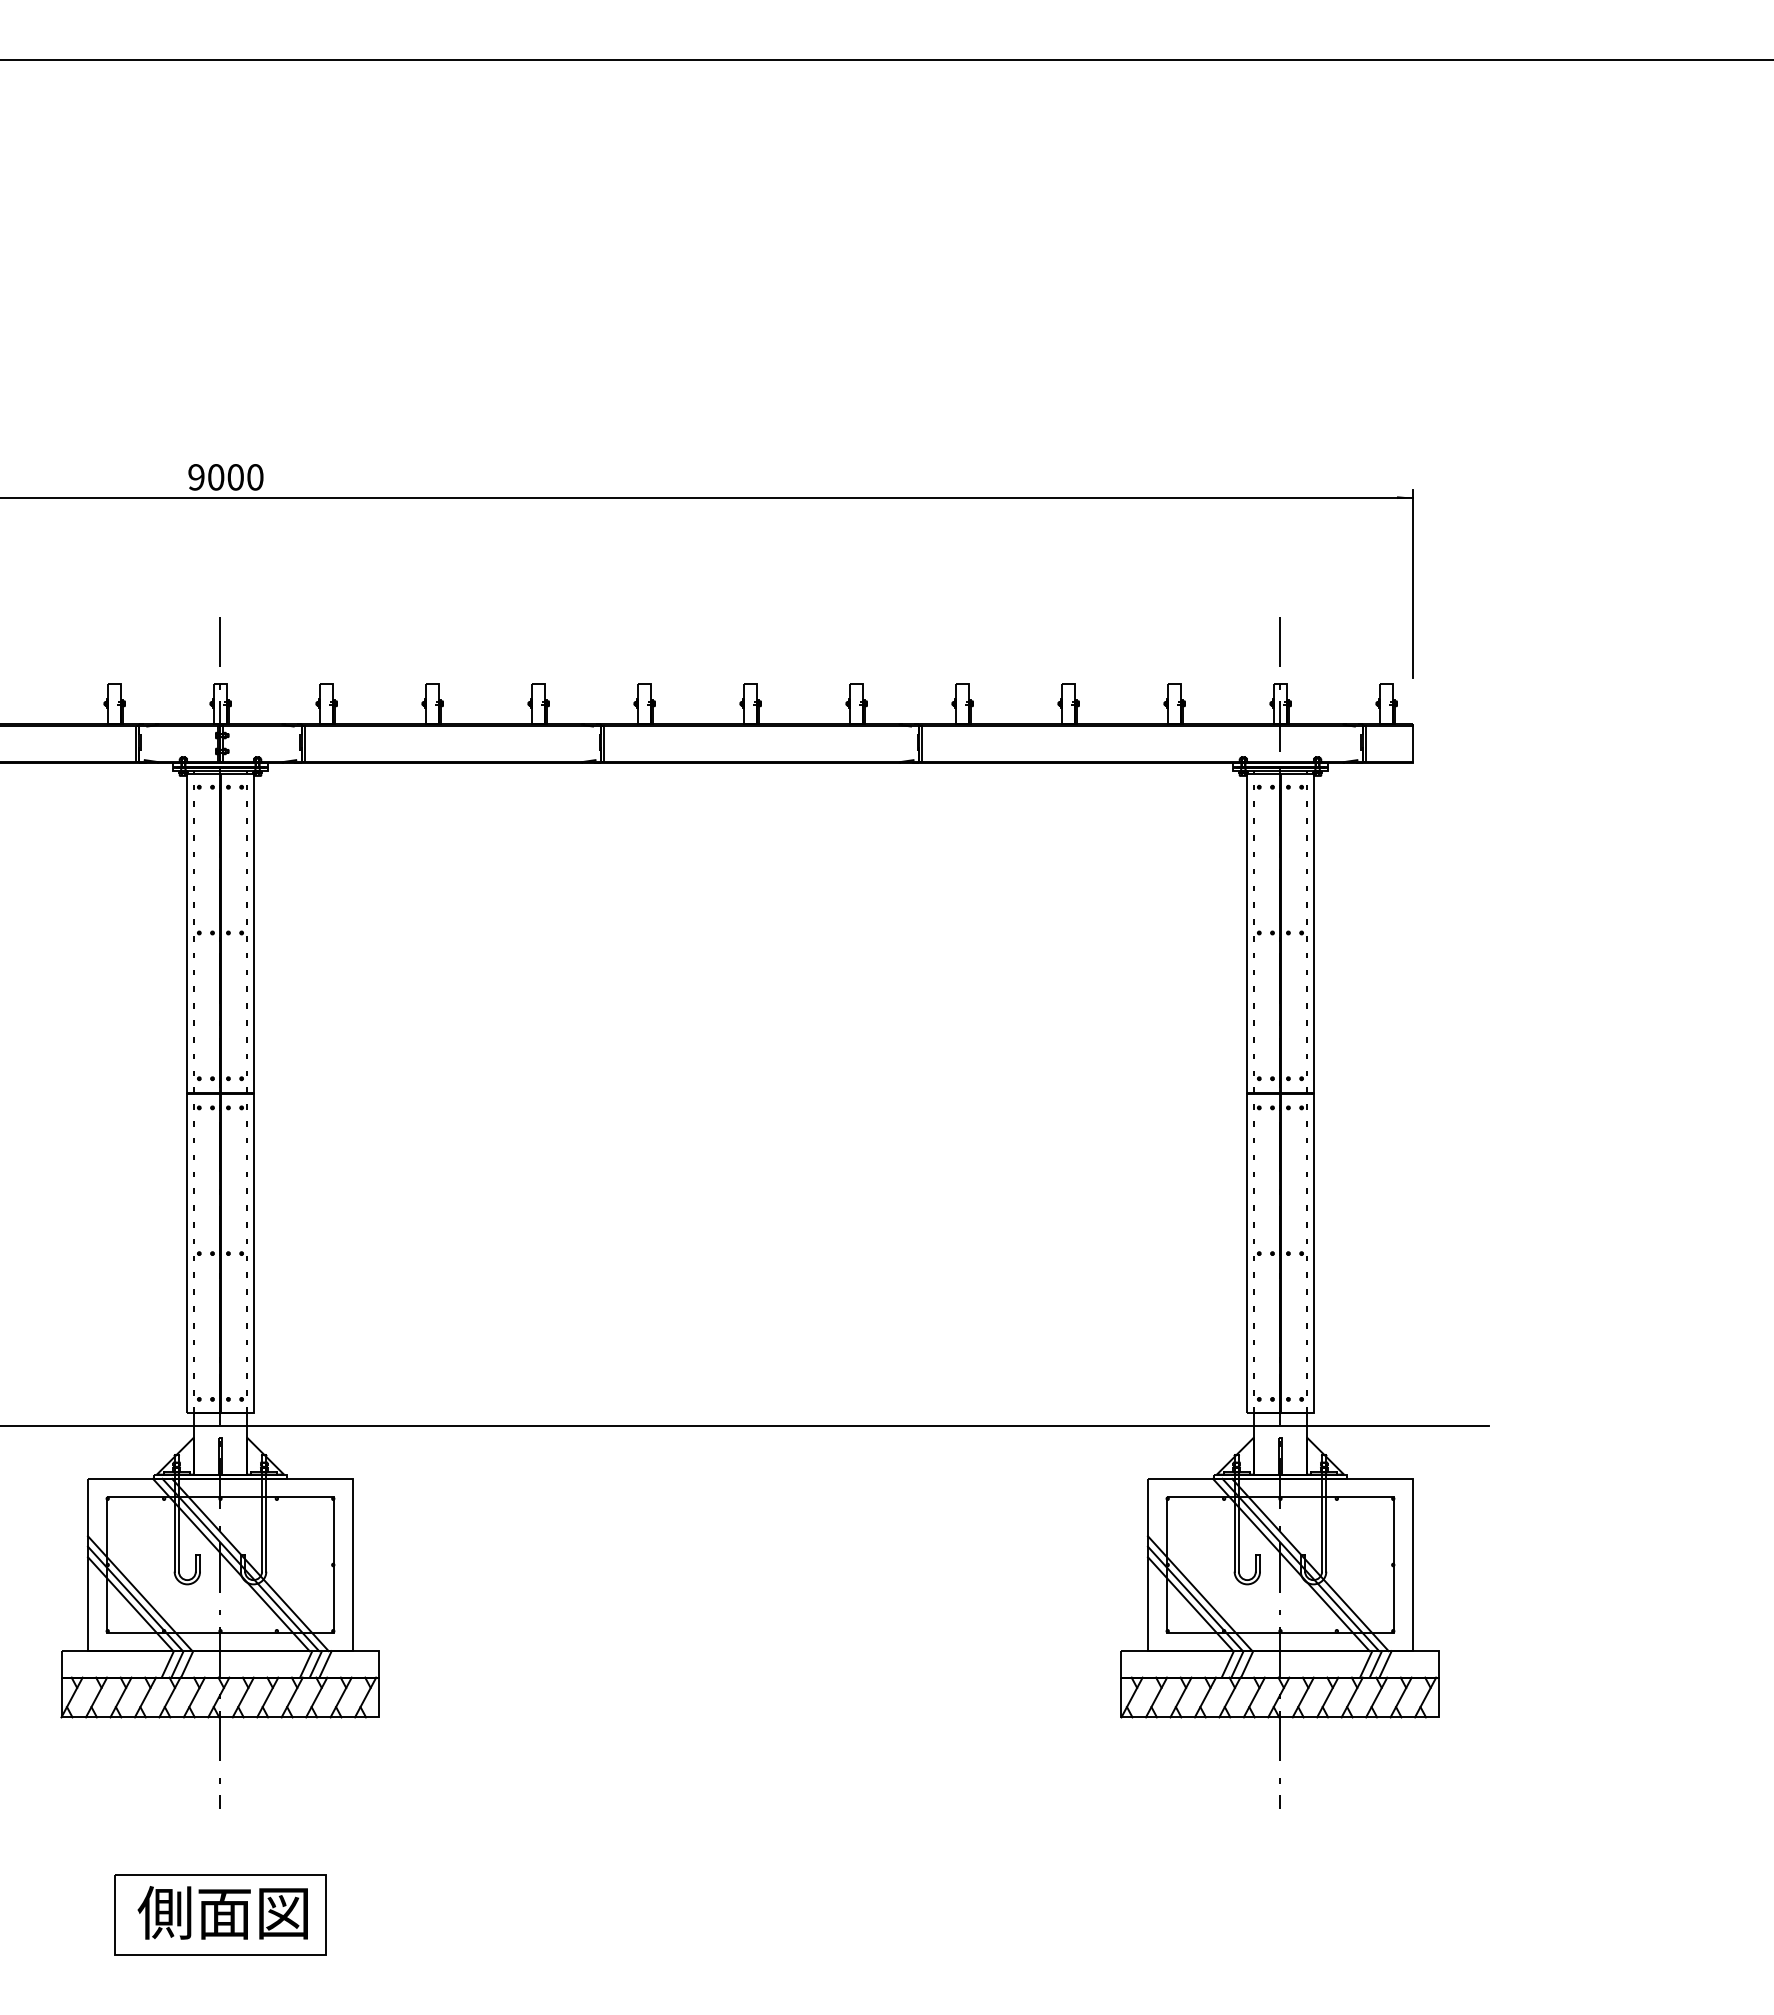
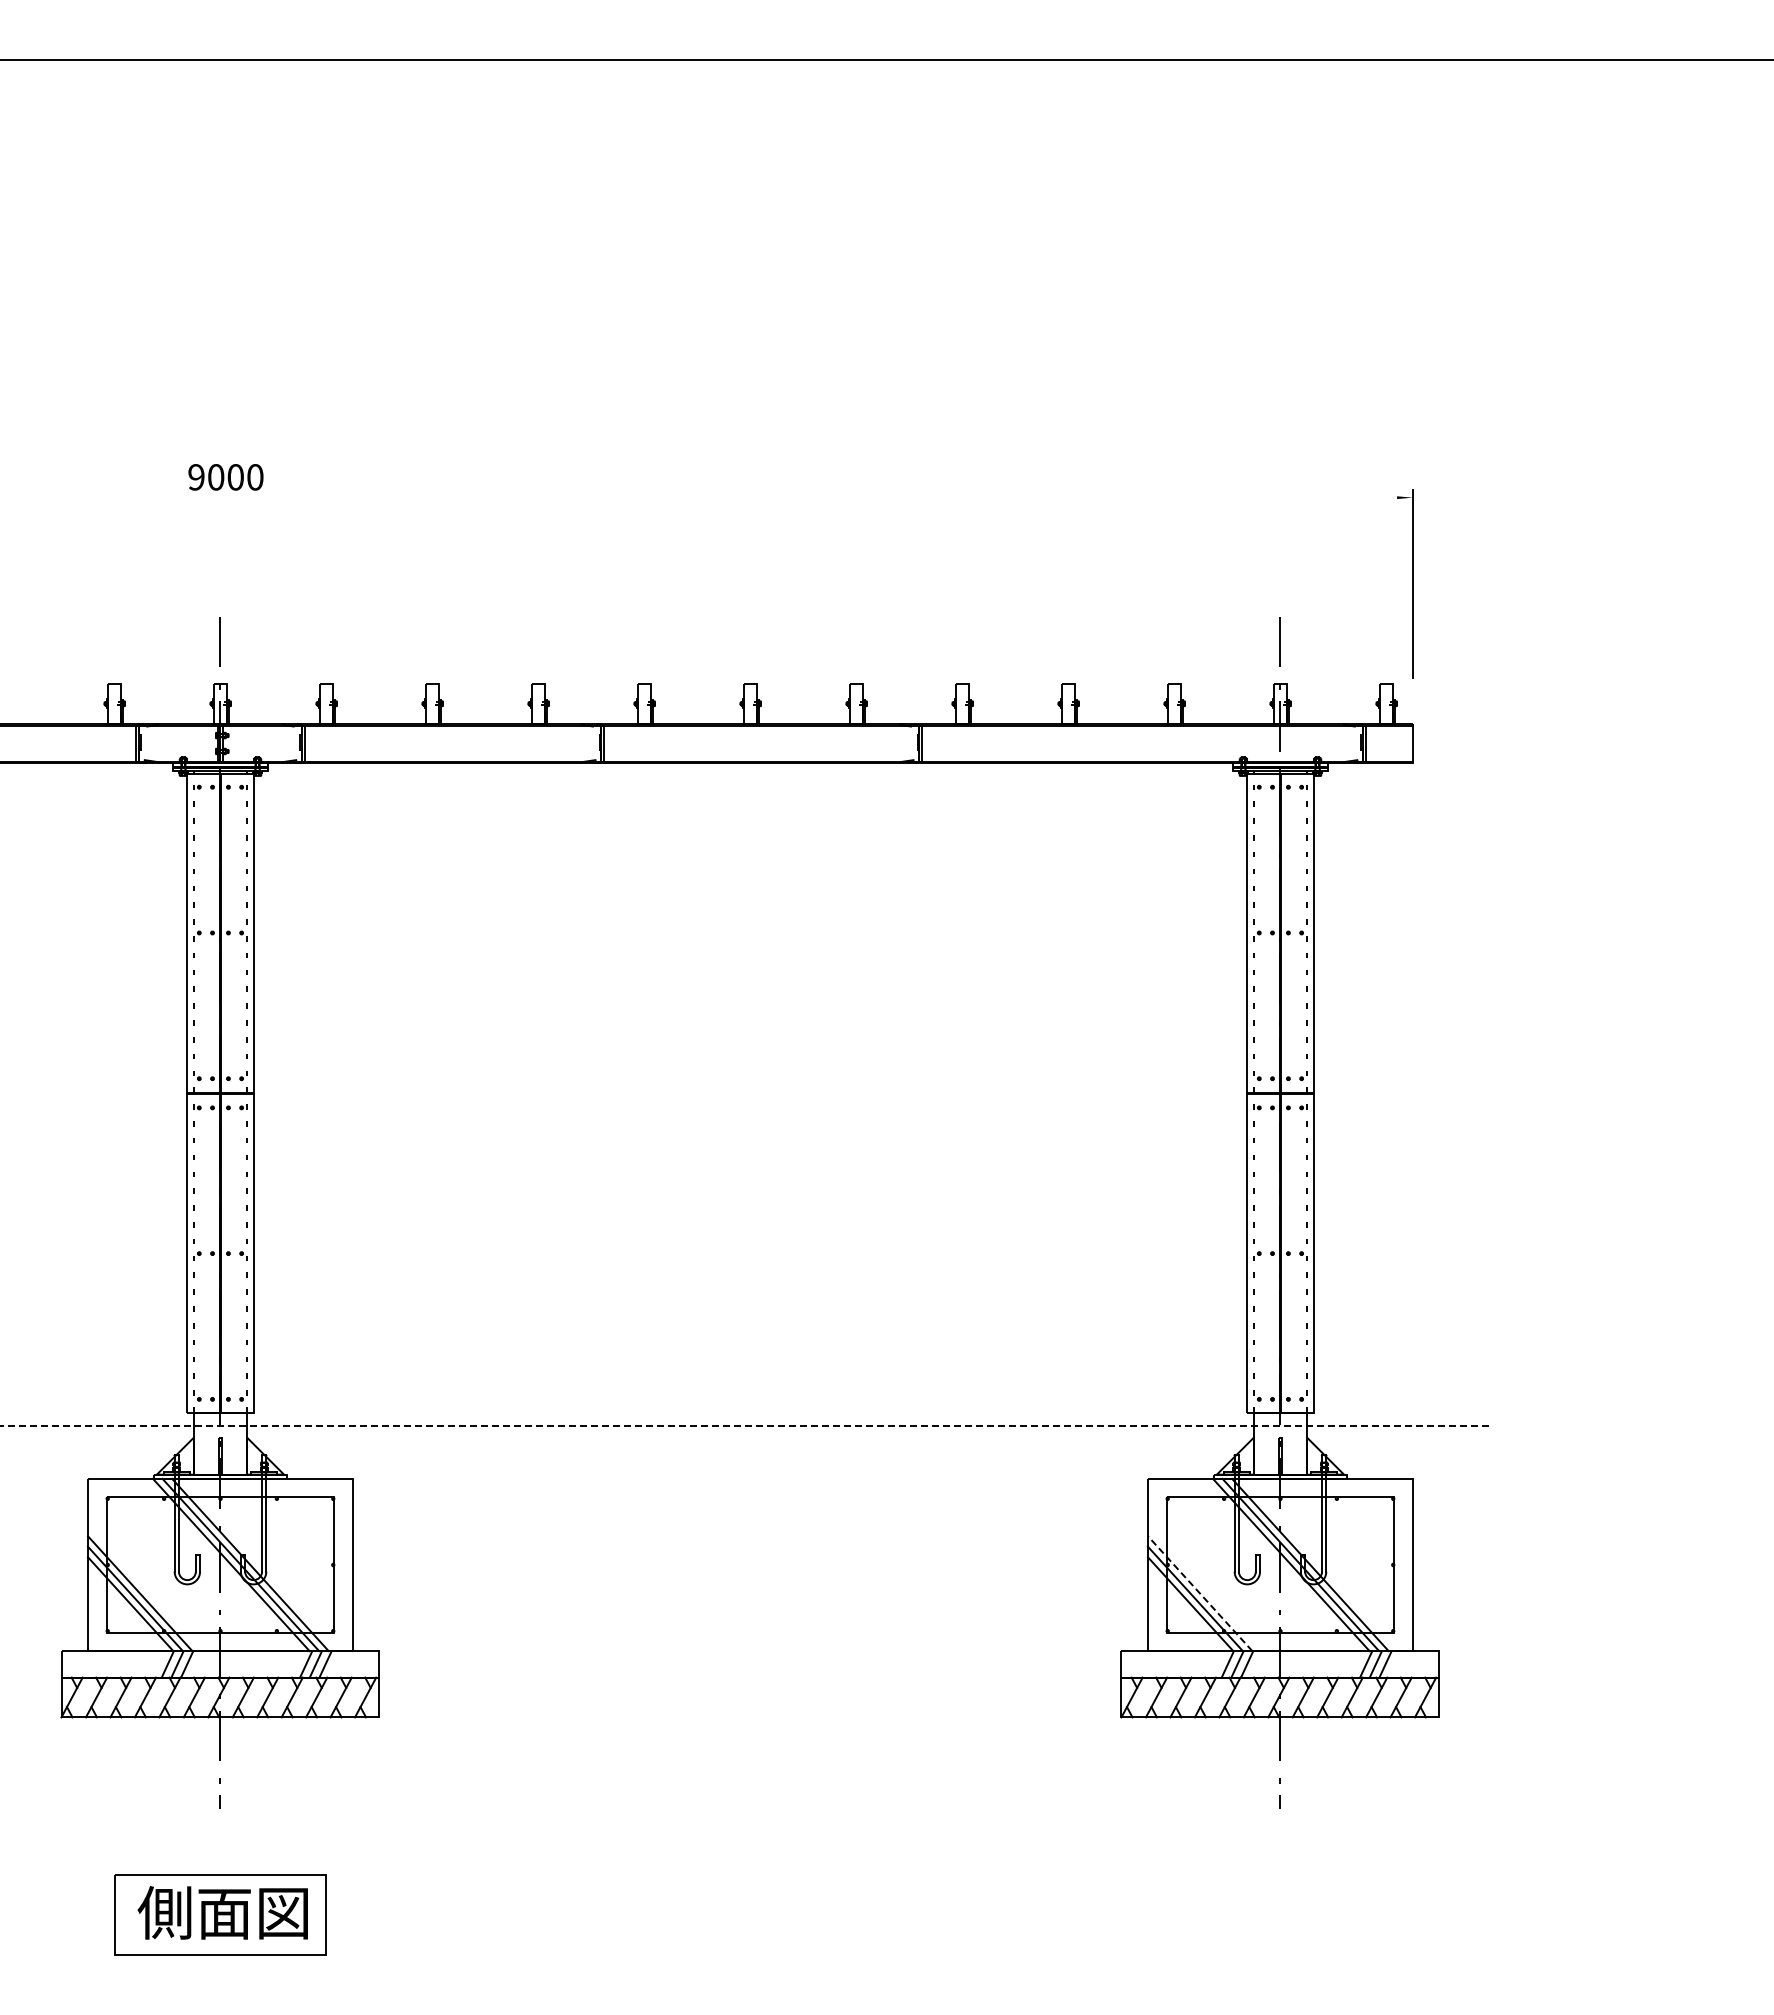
line: present -> none (707, 497)
line: solid -> dashed (744, 1425)
line: solid -> dashed (1200, 1593)
